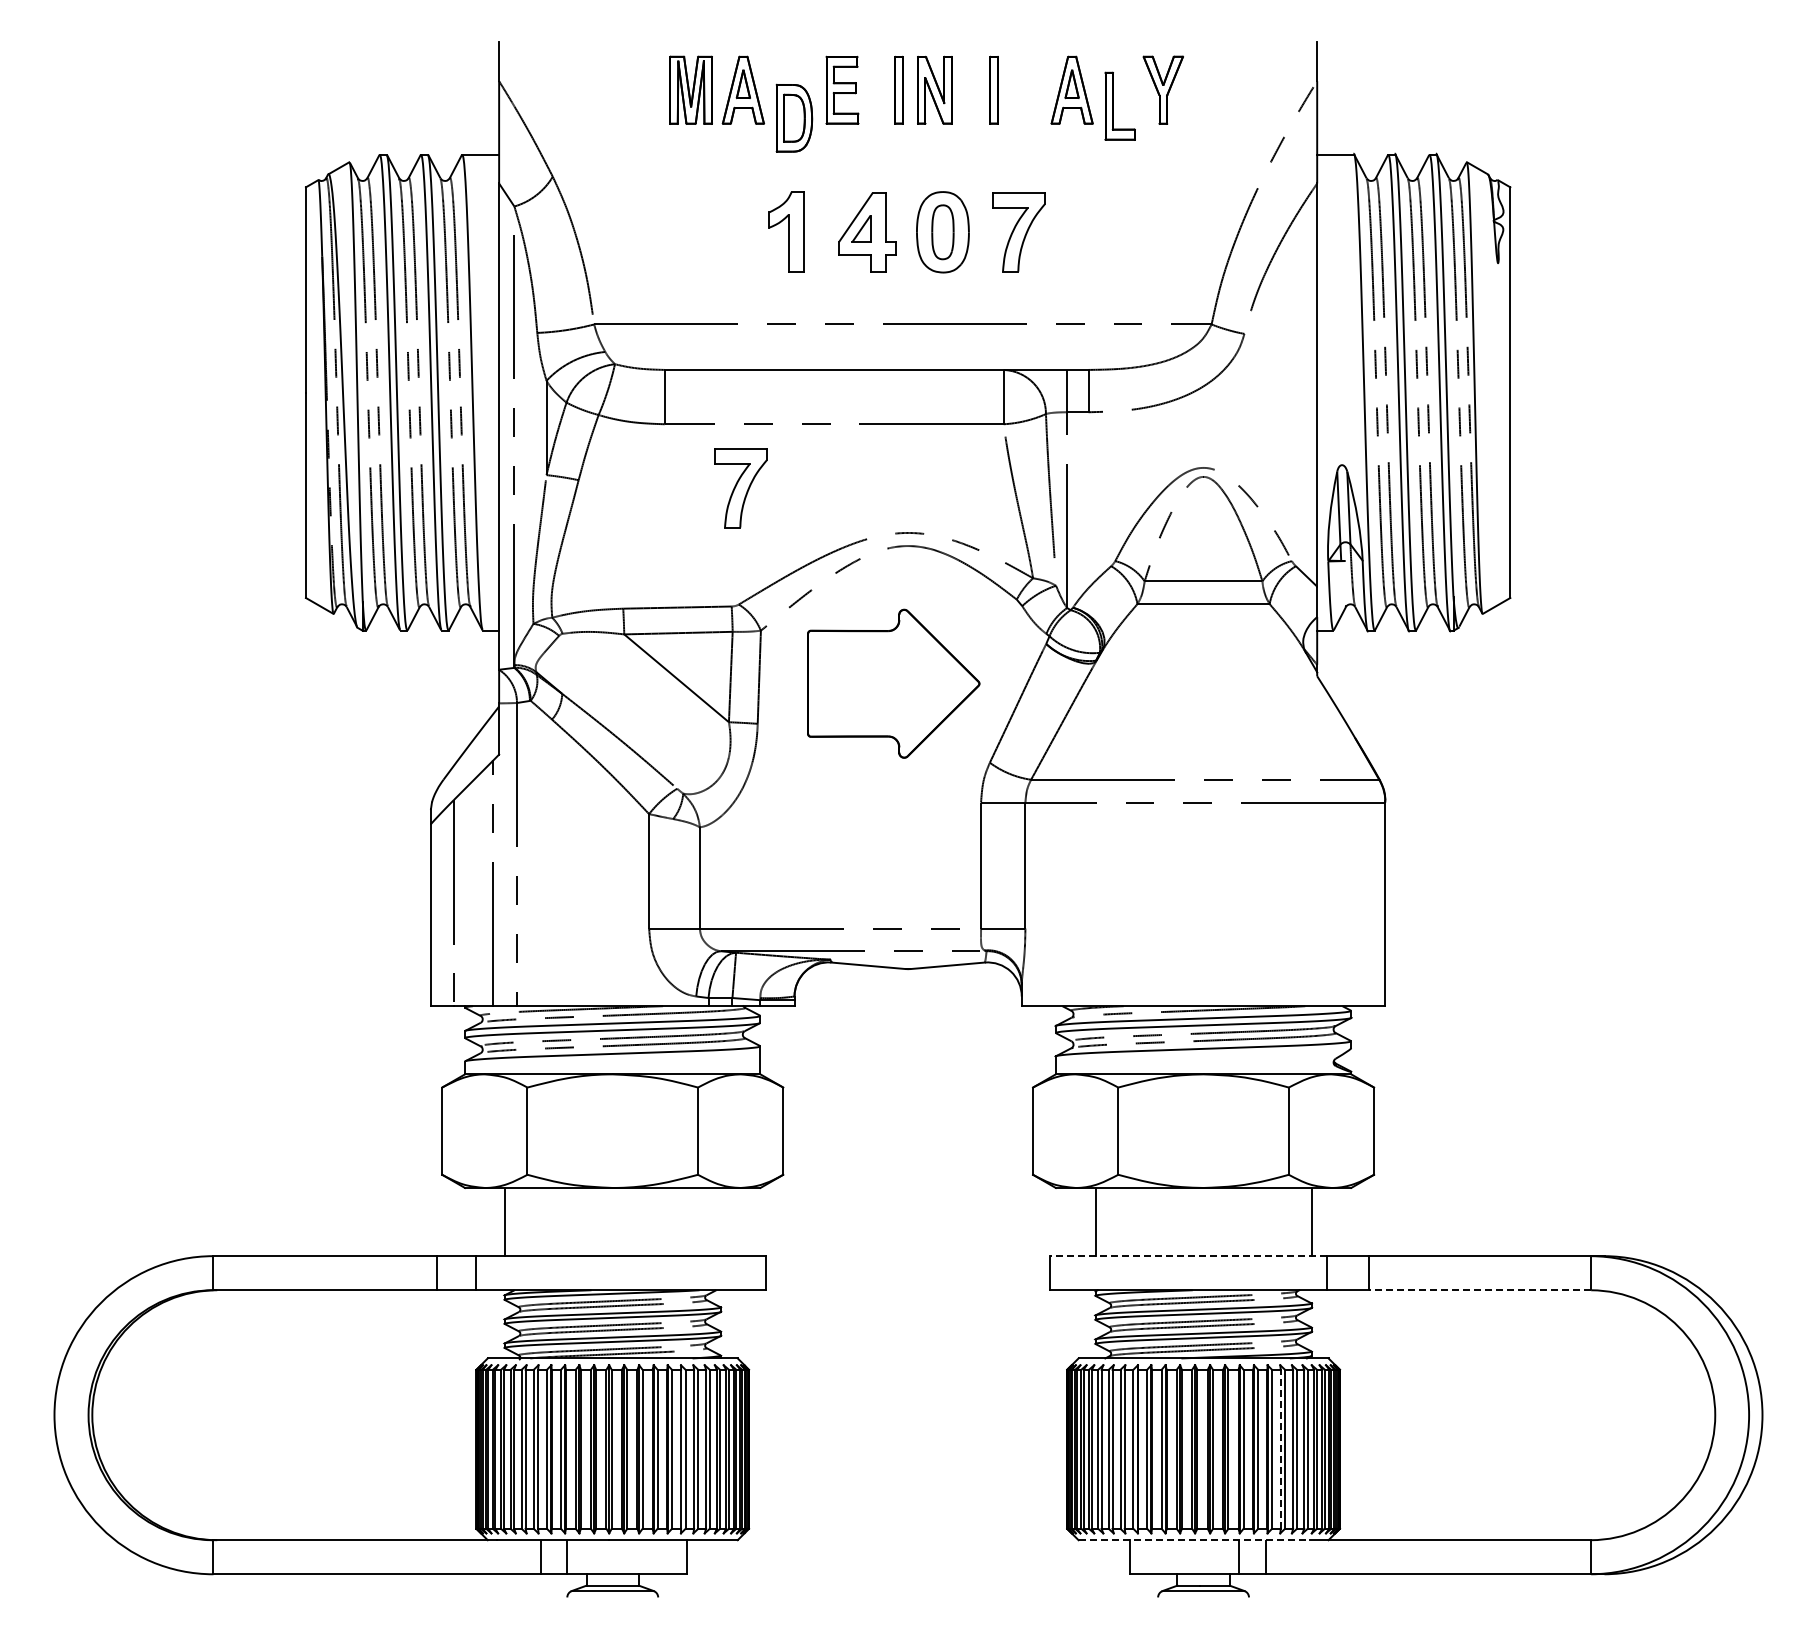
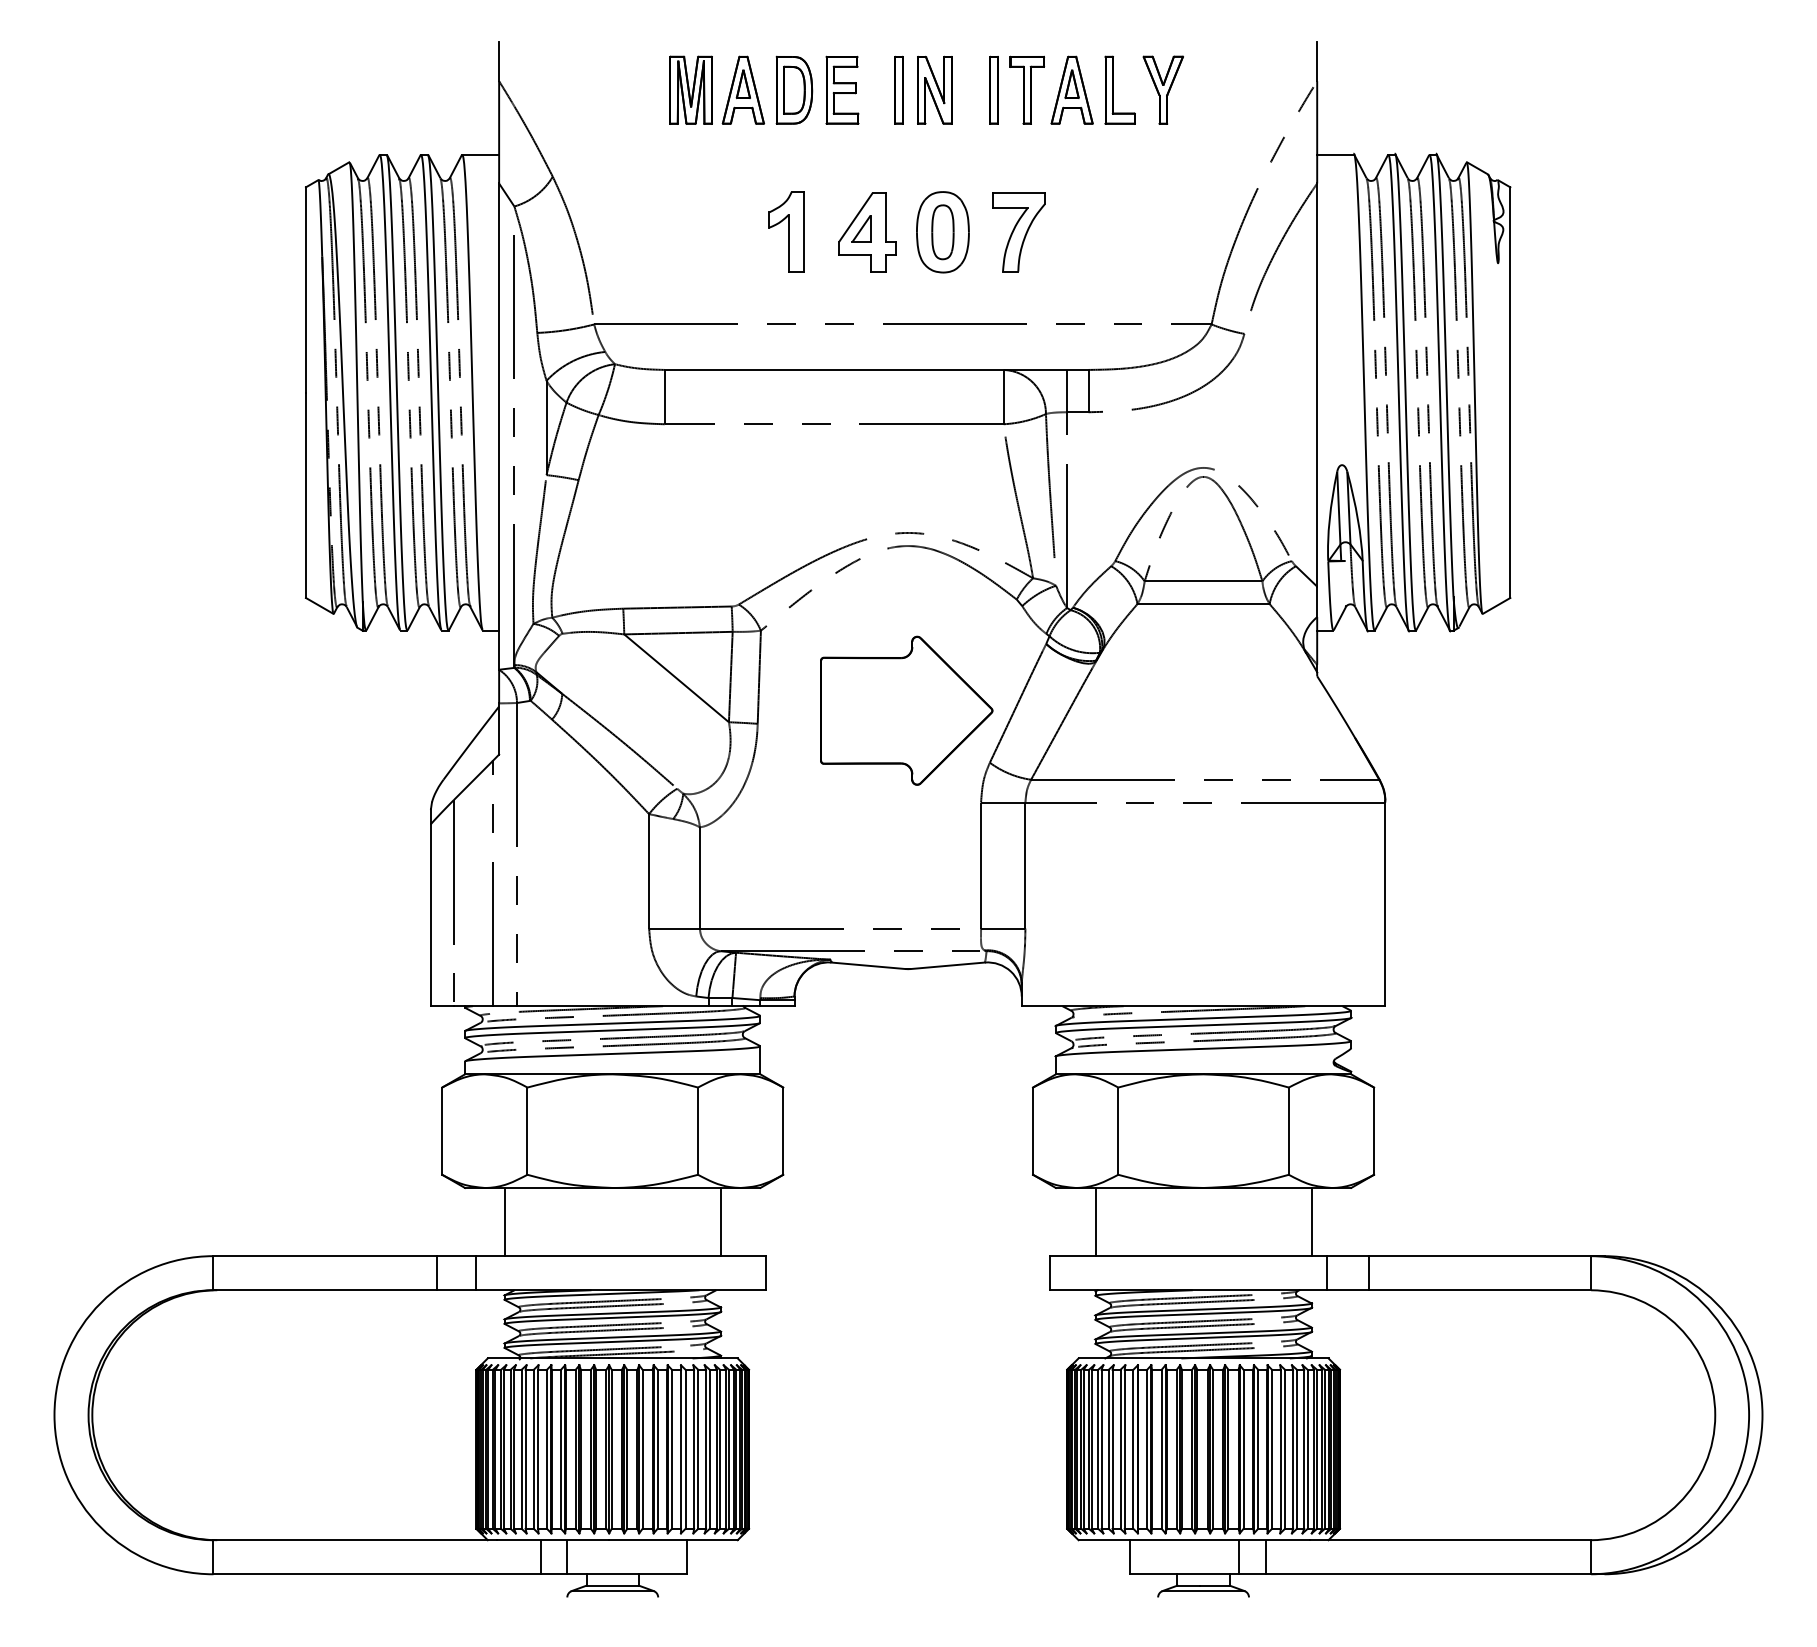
part: none -> present (1027, 89)
part position: (1119, 105) -> (1119, 89) (1119, 89)
part position: (794, 117) -> (794, 89) (794, 89)
part: present -> none (740, 488)
part position: (893, 683) -> (906, 710) (906, 710)
line: none -> present (720, 1221)
line: dashed -> solid (1187, 1256)
line: dashed -> solid (1480, 1290)
line: dashed -> solid (1280, 1449)
line: dashed -> solid (1194, 1540)
